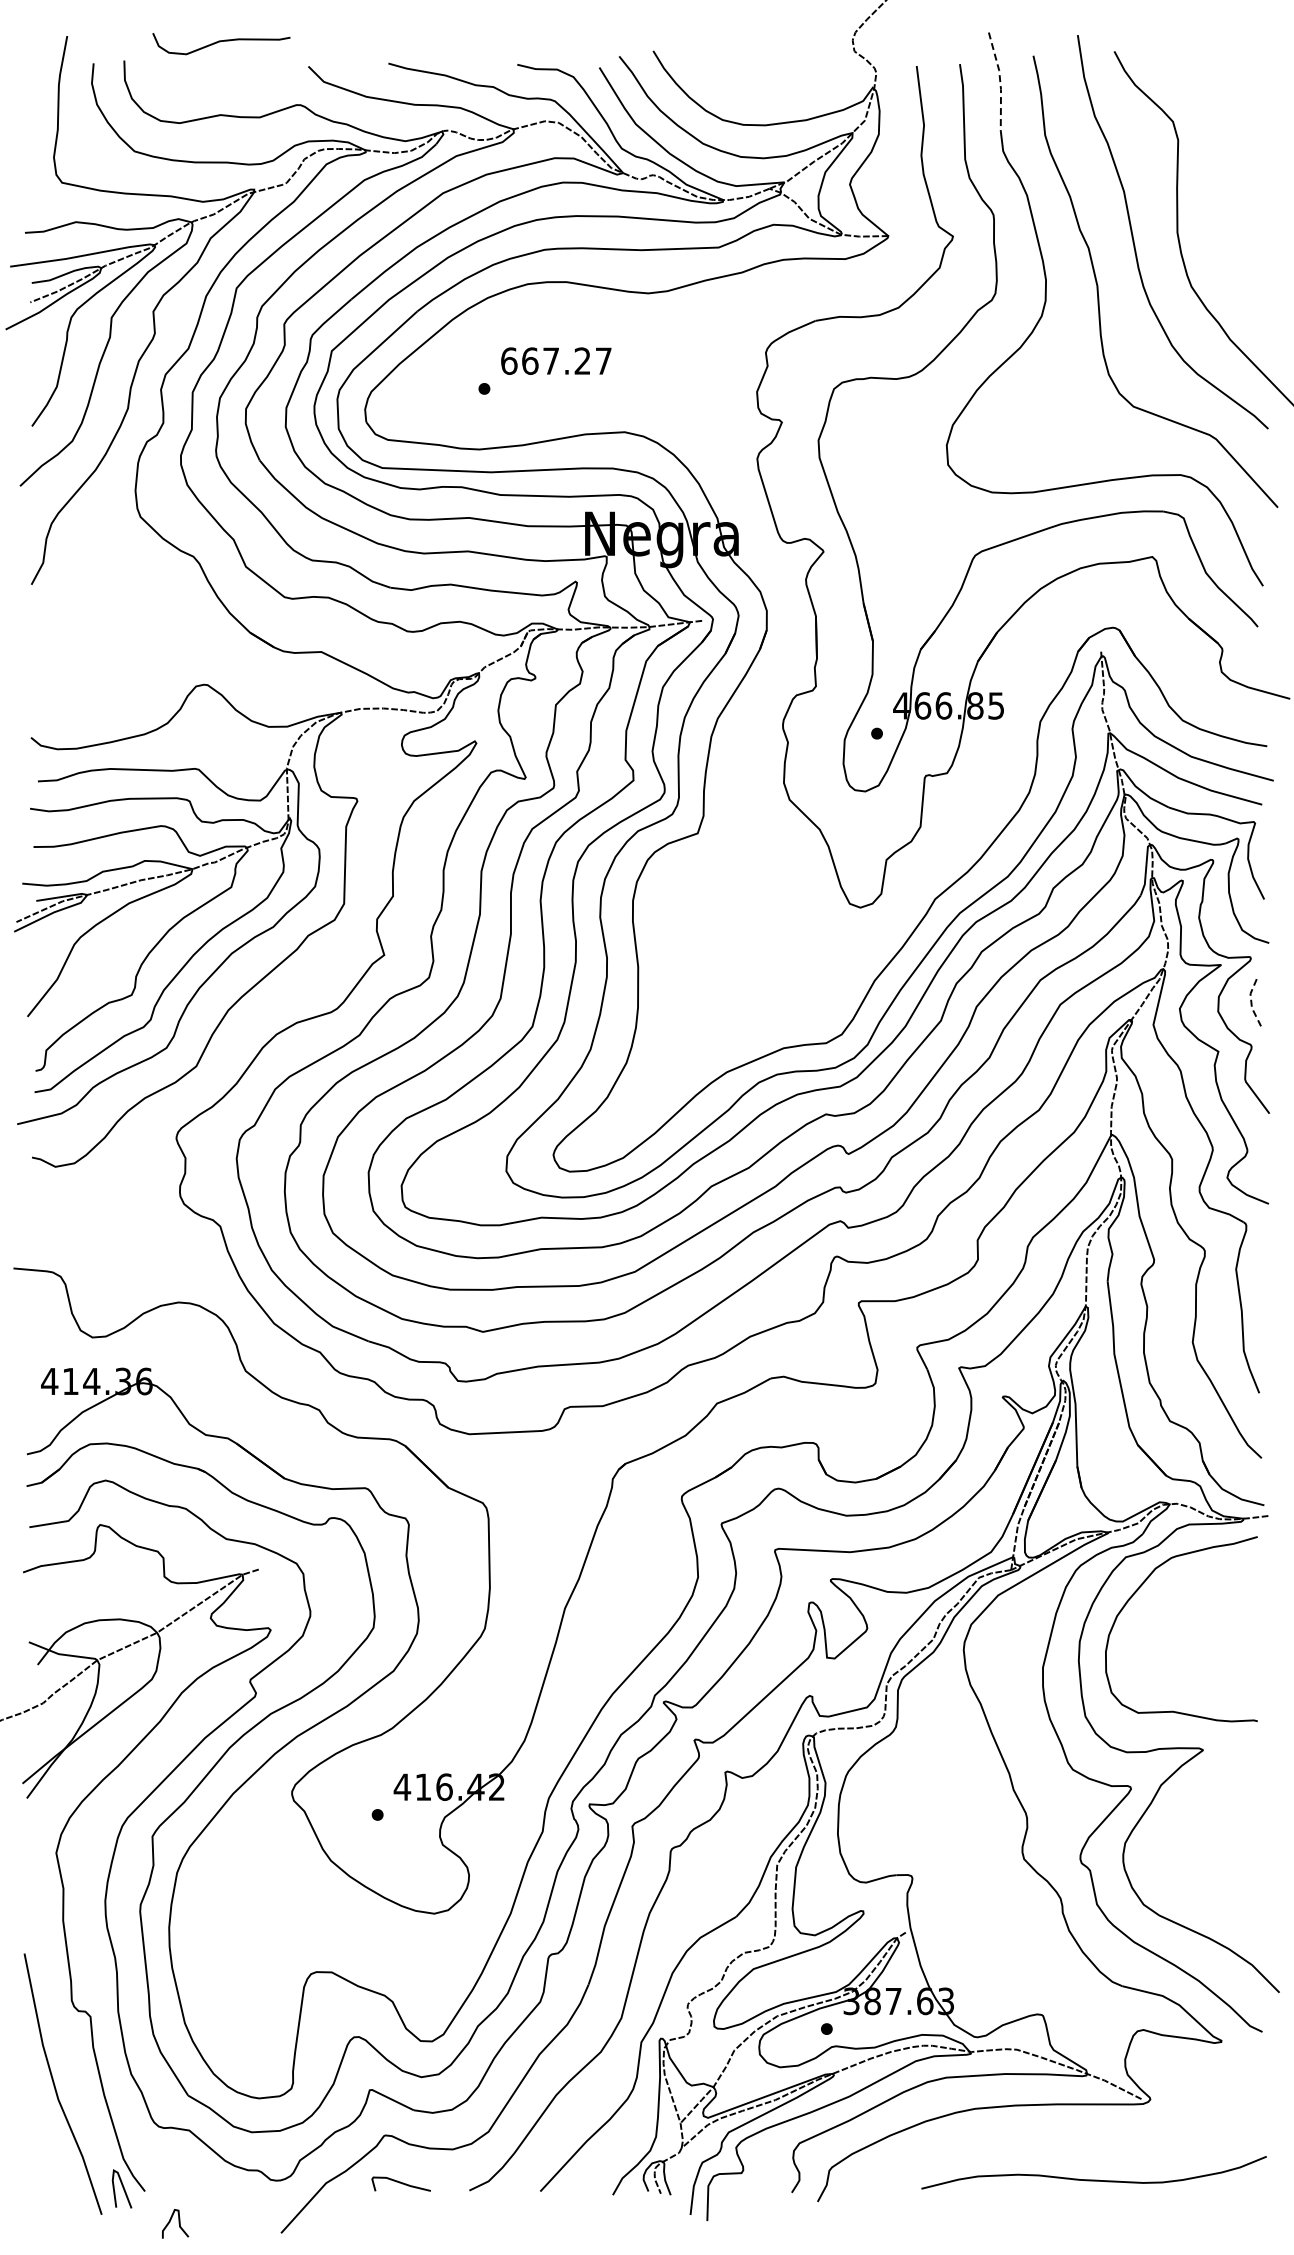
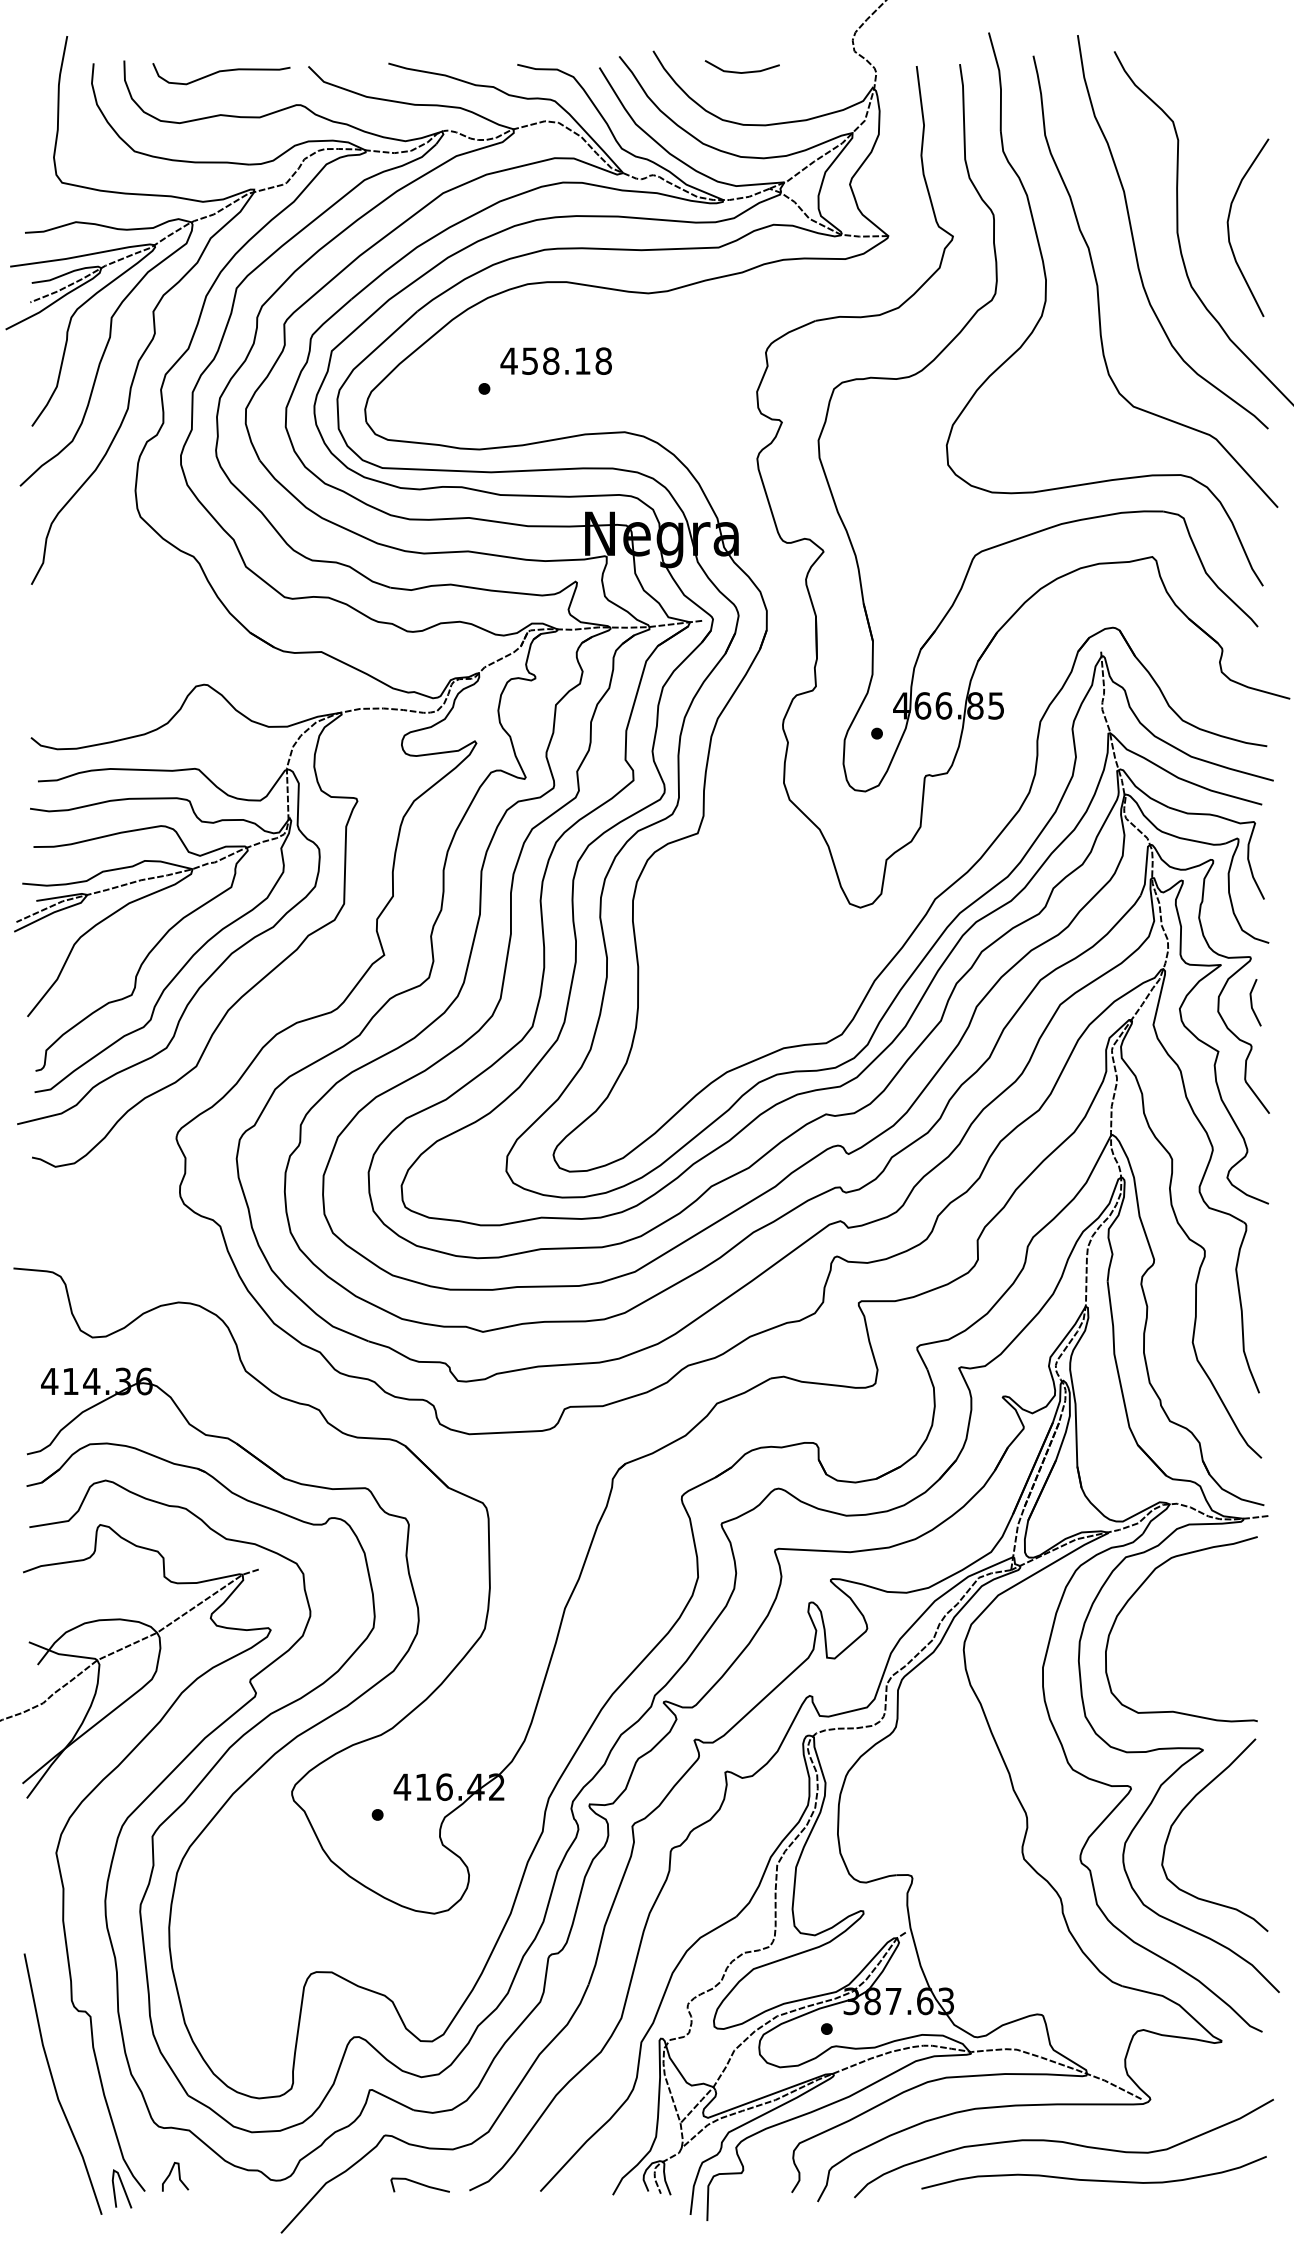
curve position: (220, 42) -> (220, 72) (220, 72)
line: none -> present (739, 71)
line: dashed -> solid (1000, 80)
curve: none -> present (1229, 228)
text: 667.27 -> 458.18 (555, 360)
line: dashed -> solid (1251, 1003)
curve: none -> present (1182, 1812)
curve: none -> present (1063, 2143)
curve position: (400, 2183) -> (419, 2184) (419, 2184)
curve position: (178, 2223) -> (178, 2176) (178, 2176)
